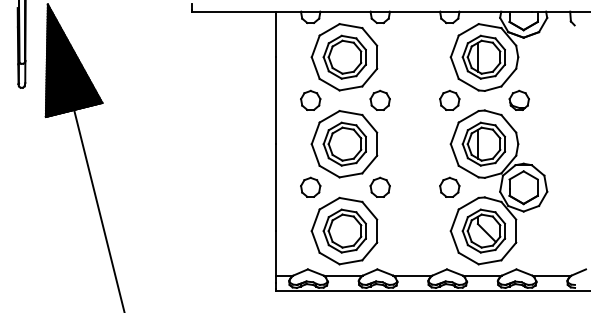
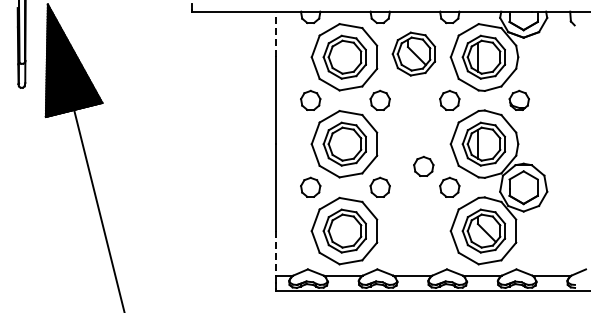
line: solid -> dashed (275, 34)
part: none -> present (413, 53)
part: none -> present (423, 165)
line: solid -> dashed (275, 253)
